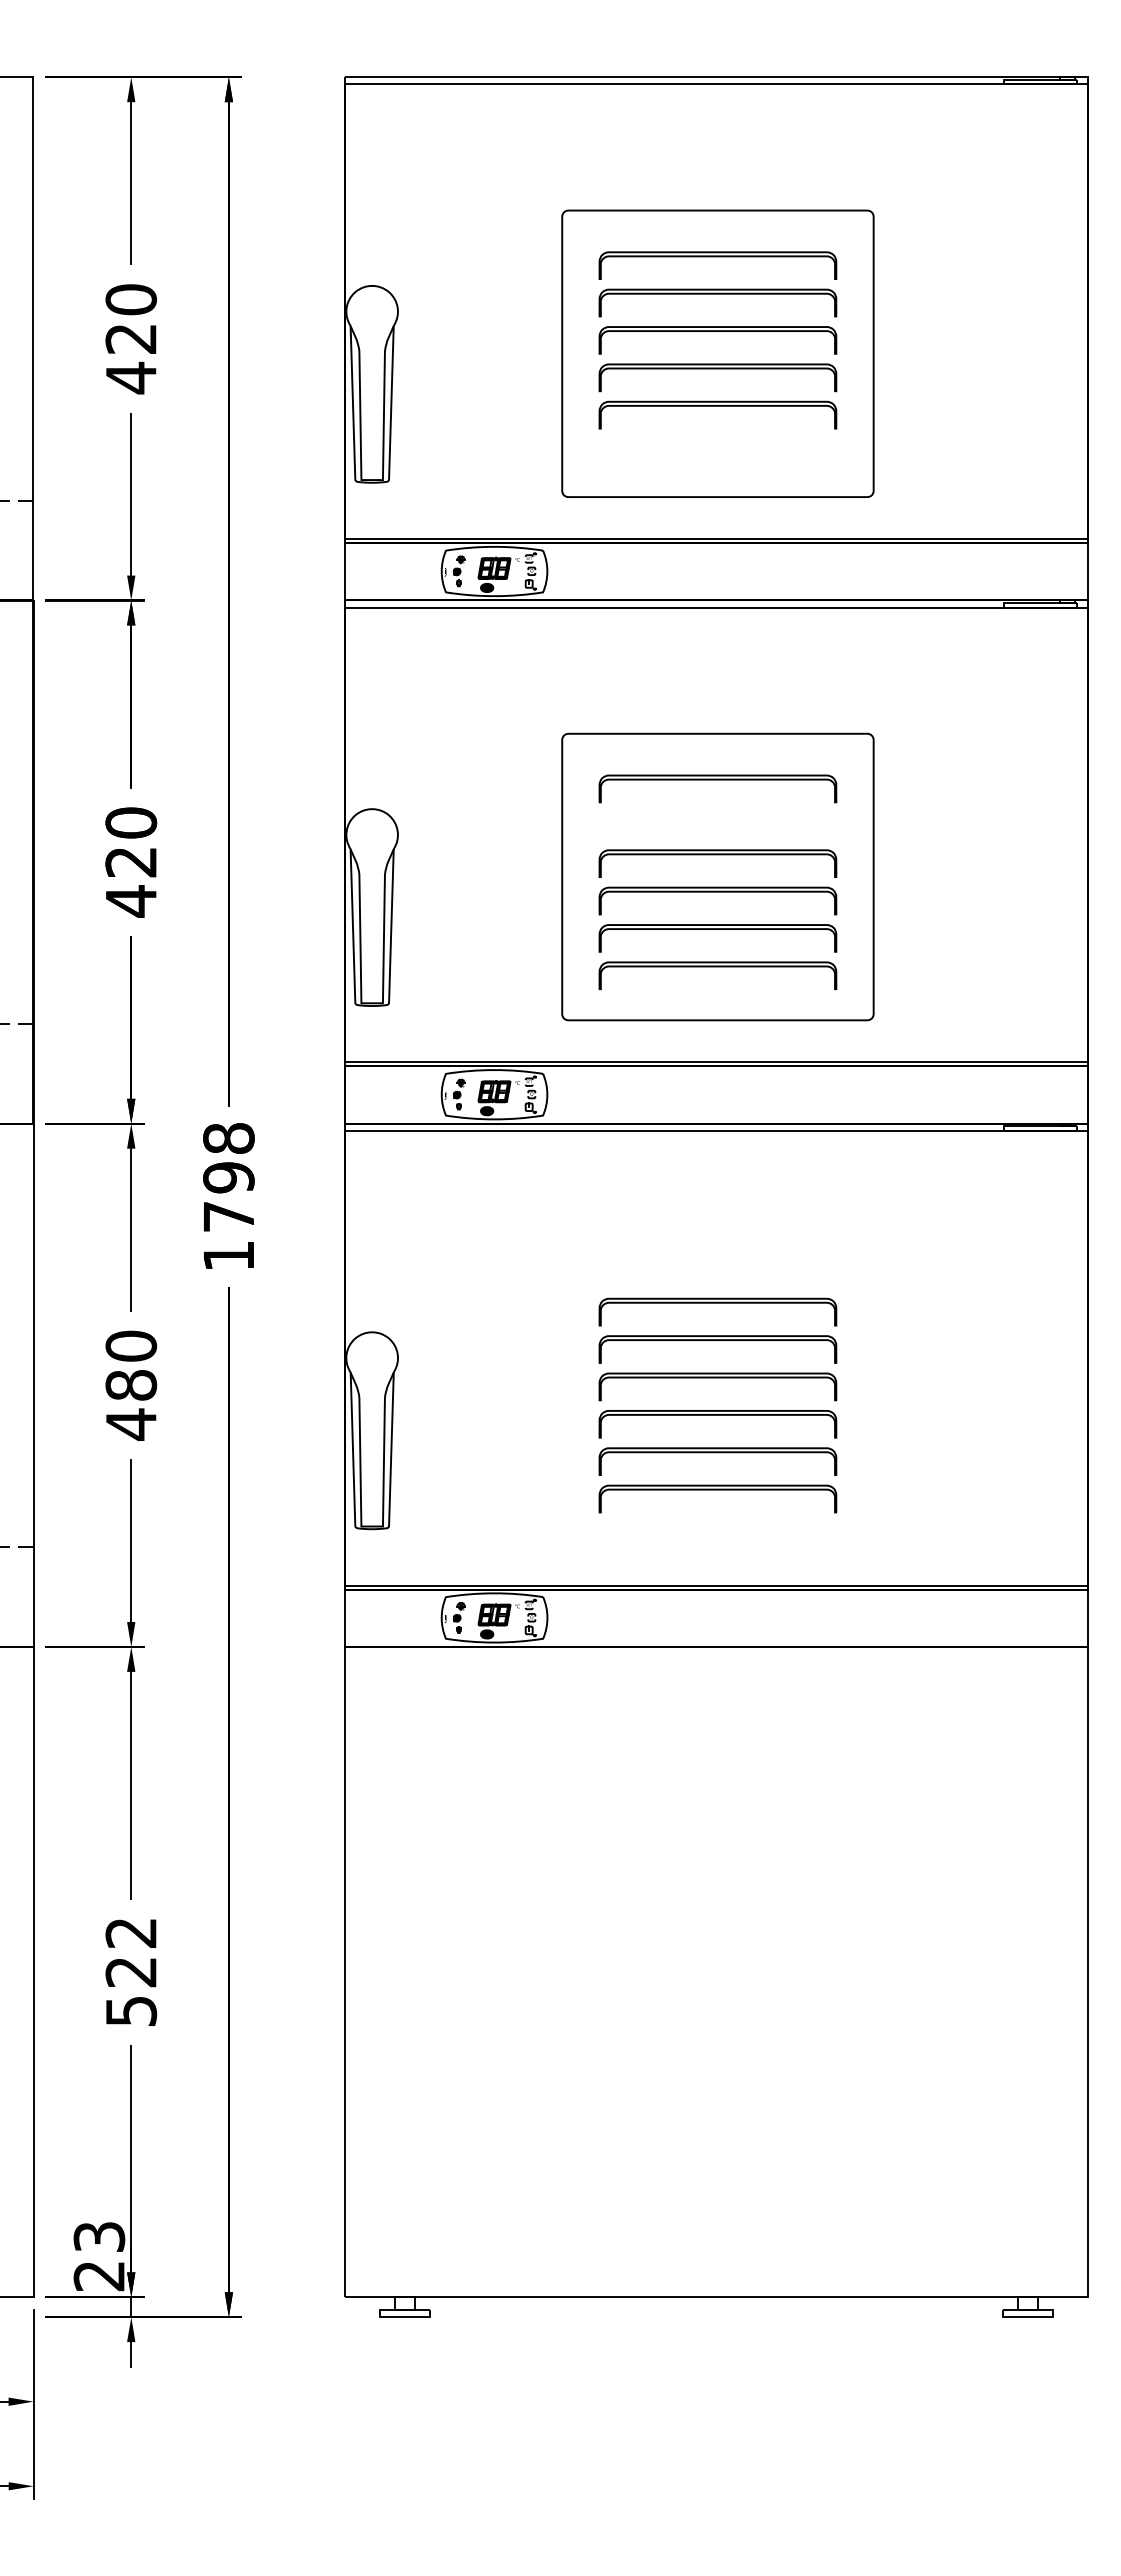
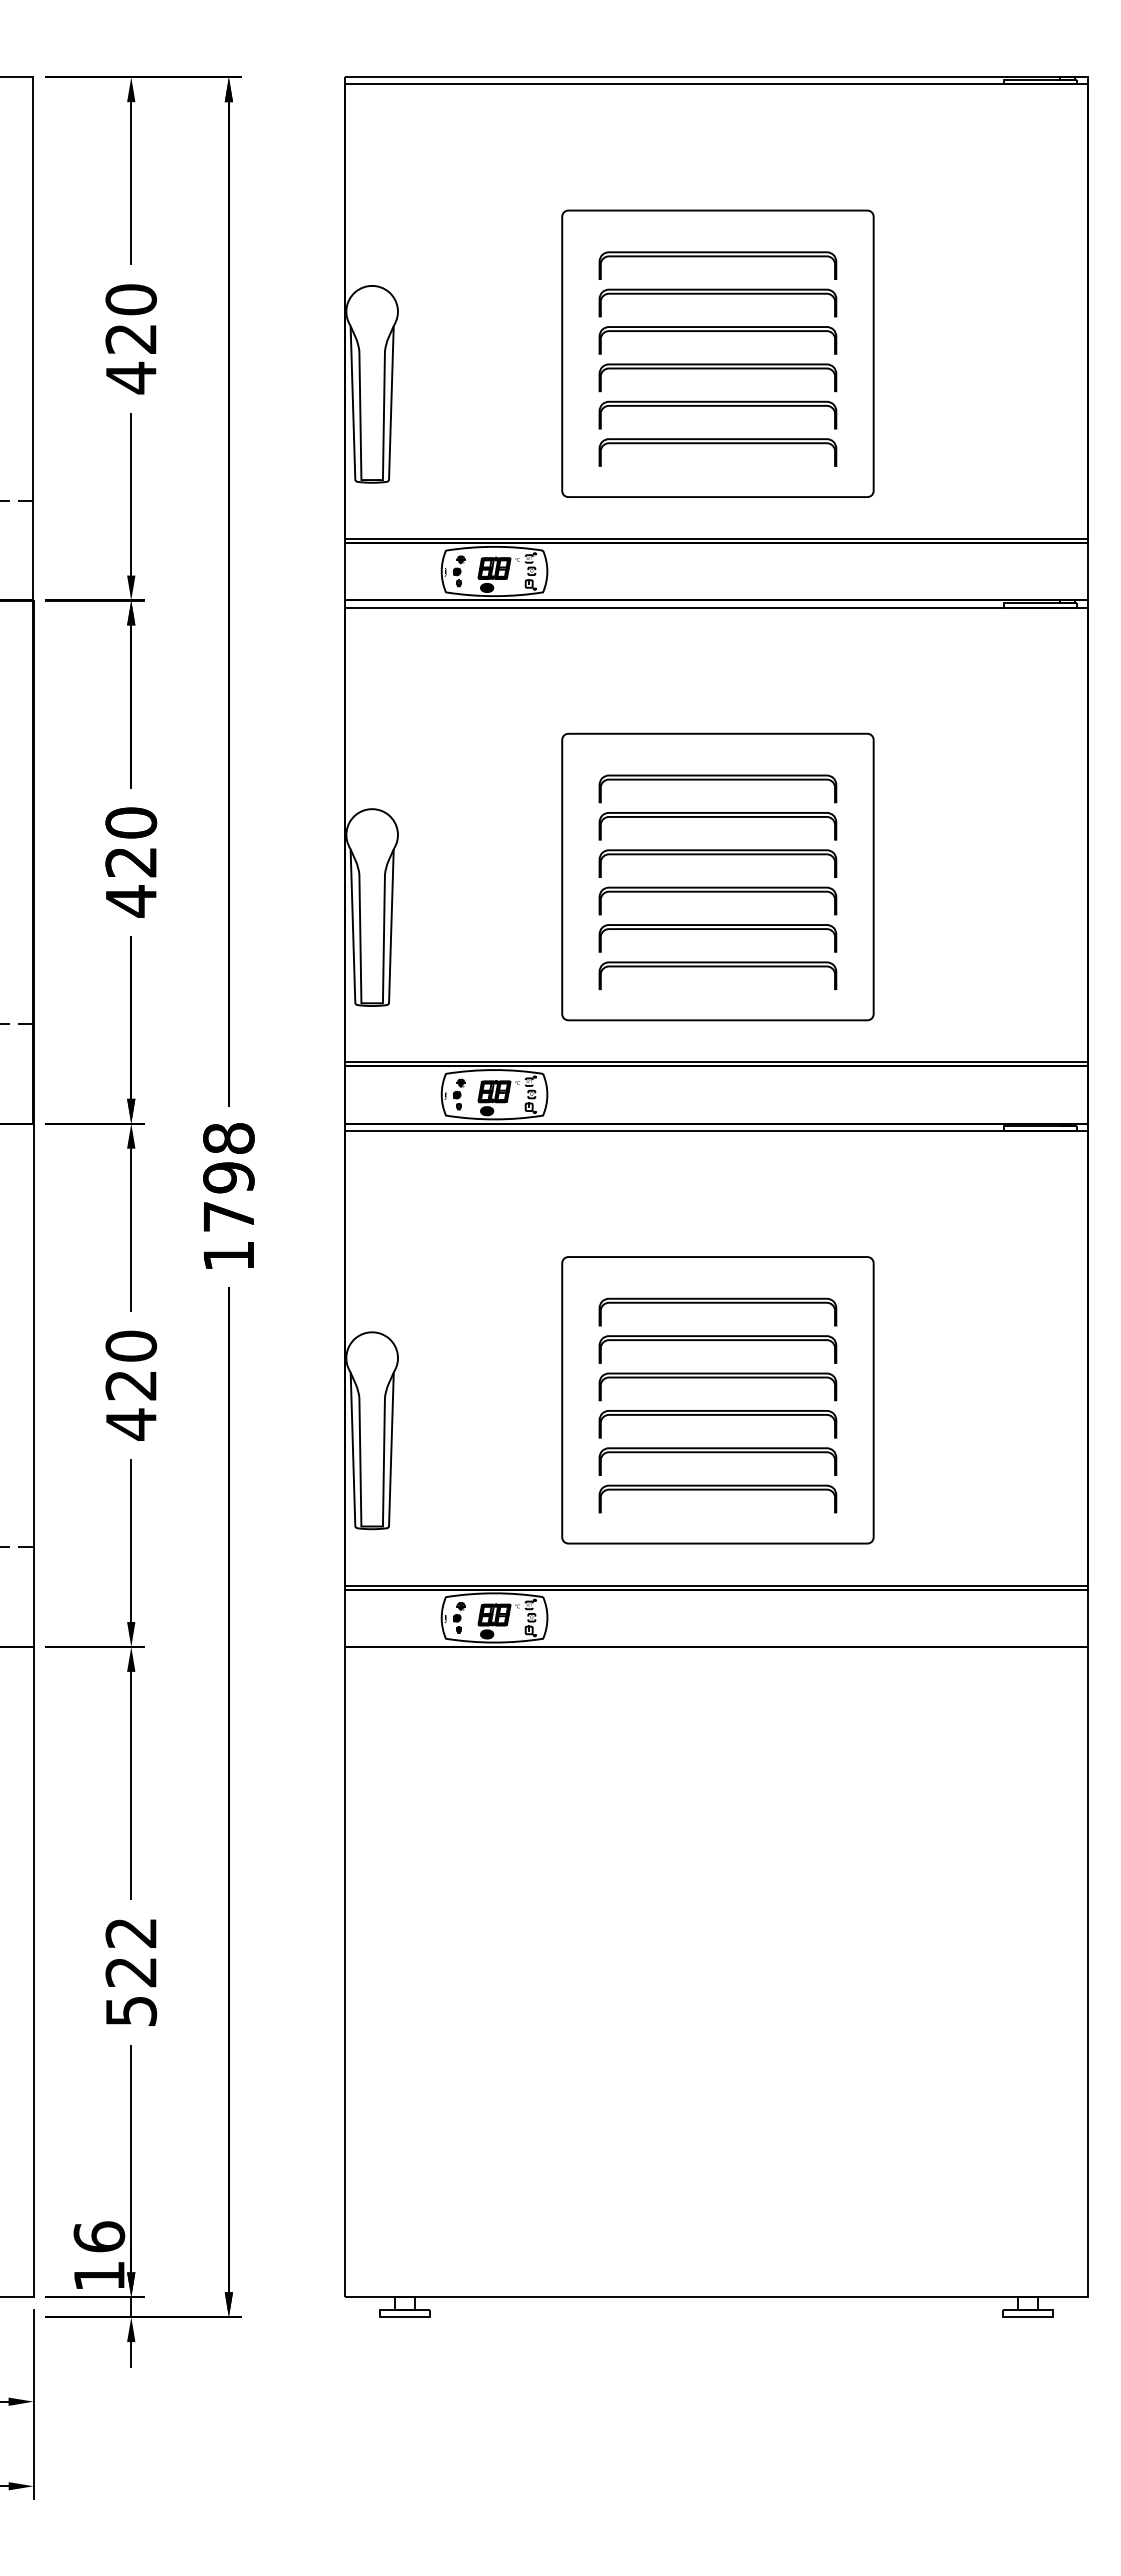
part: none -> present (717, 444)
part: none -> present (717, 817)
text: 480 -> 420 (131, 1385)
part: none -> present (717, 1400)
text: 23 -> 16 (99, 2256)
